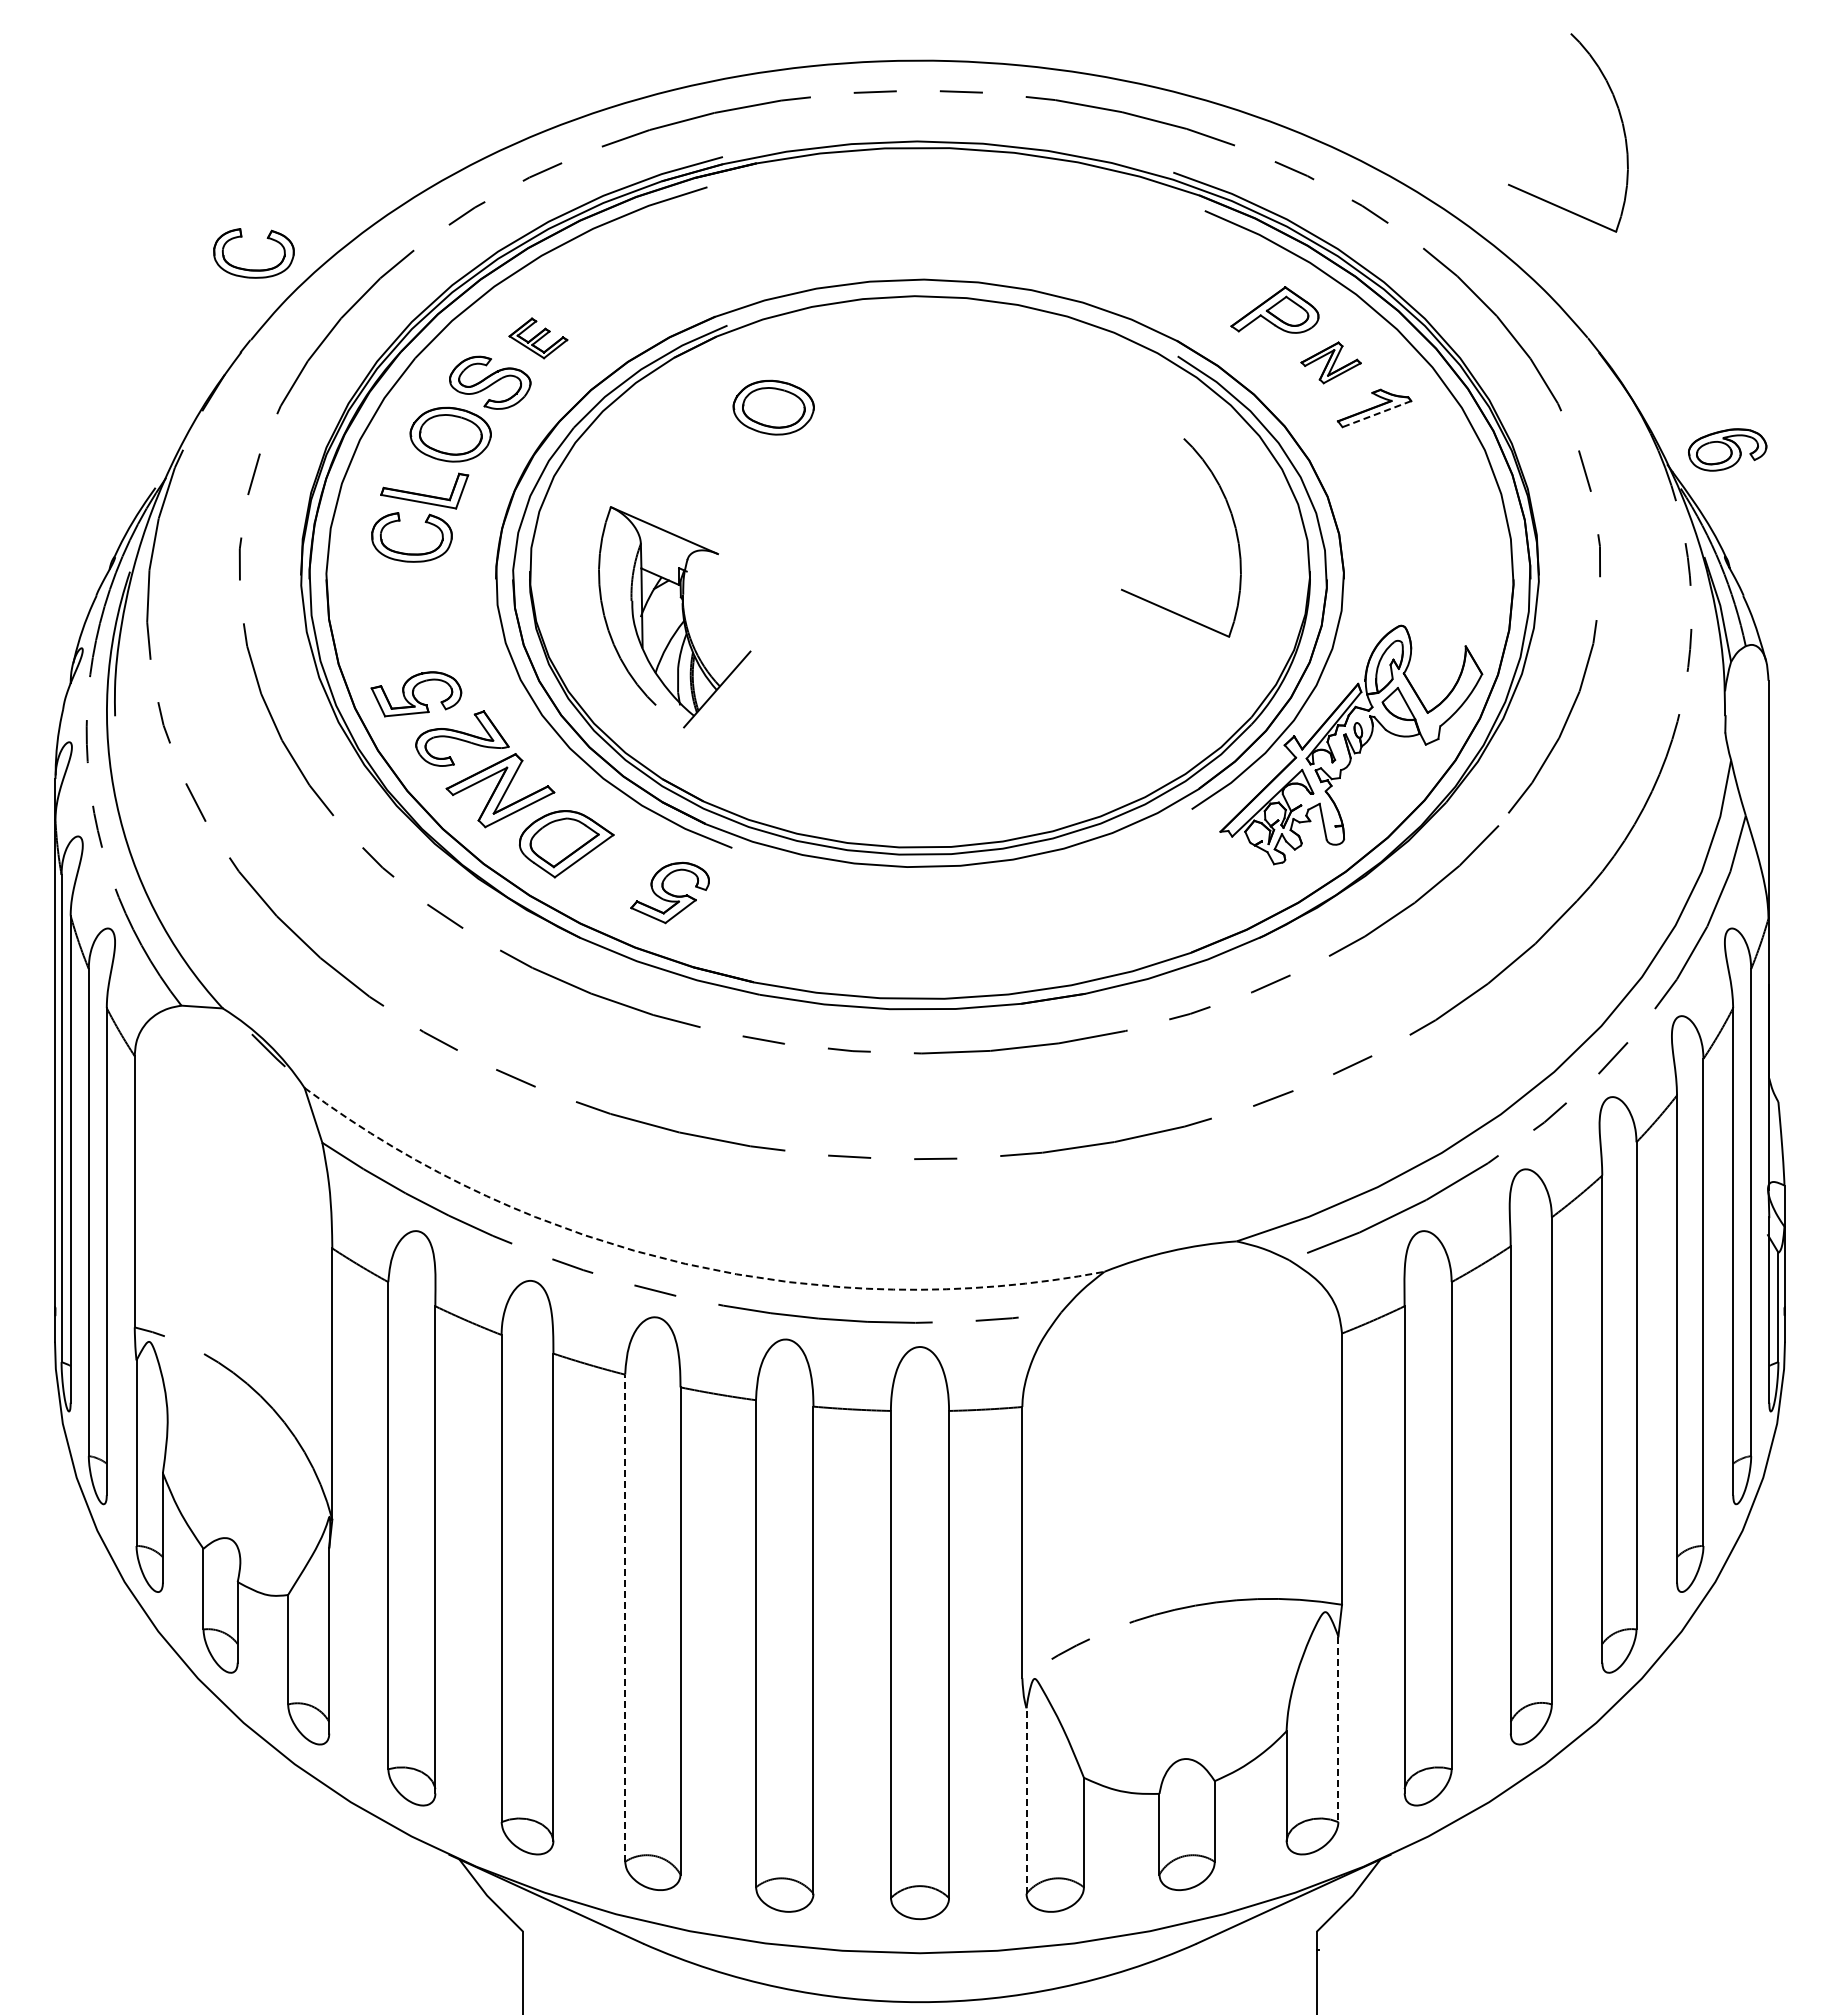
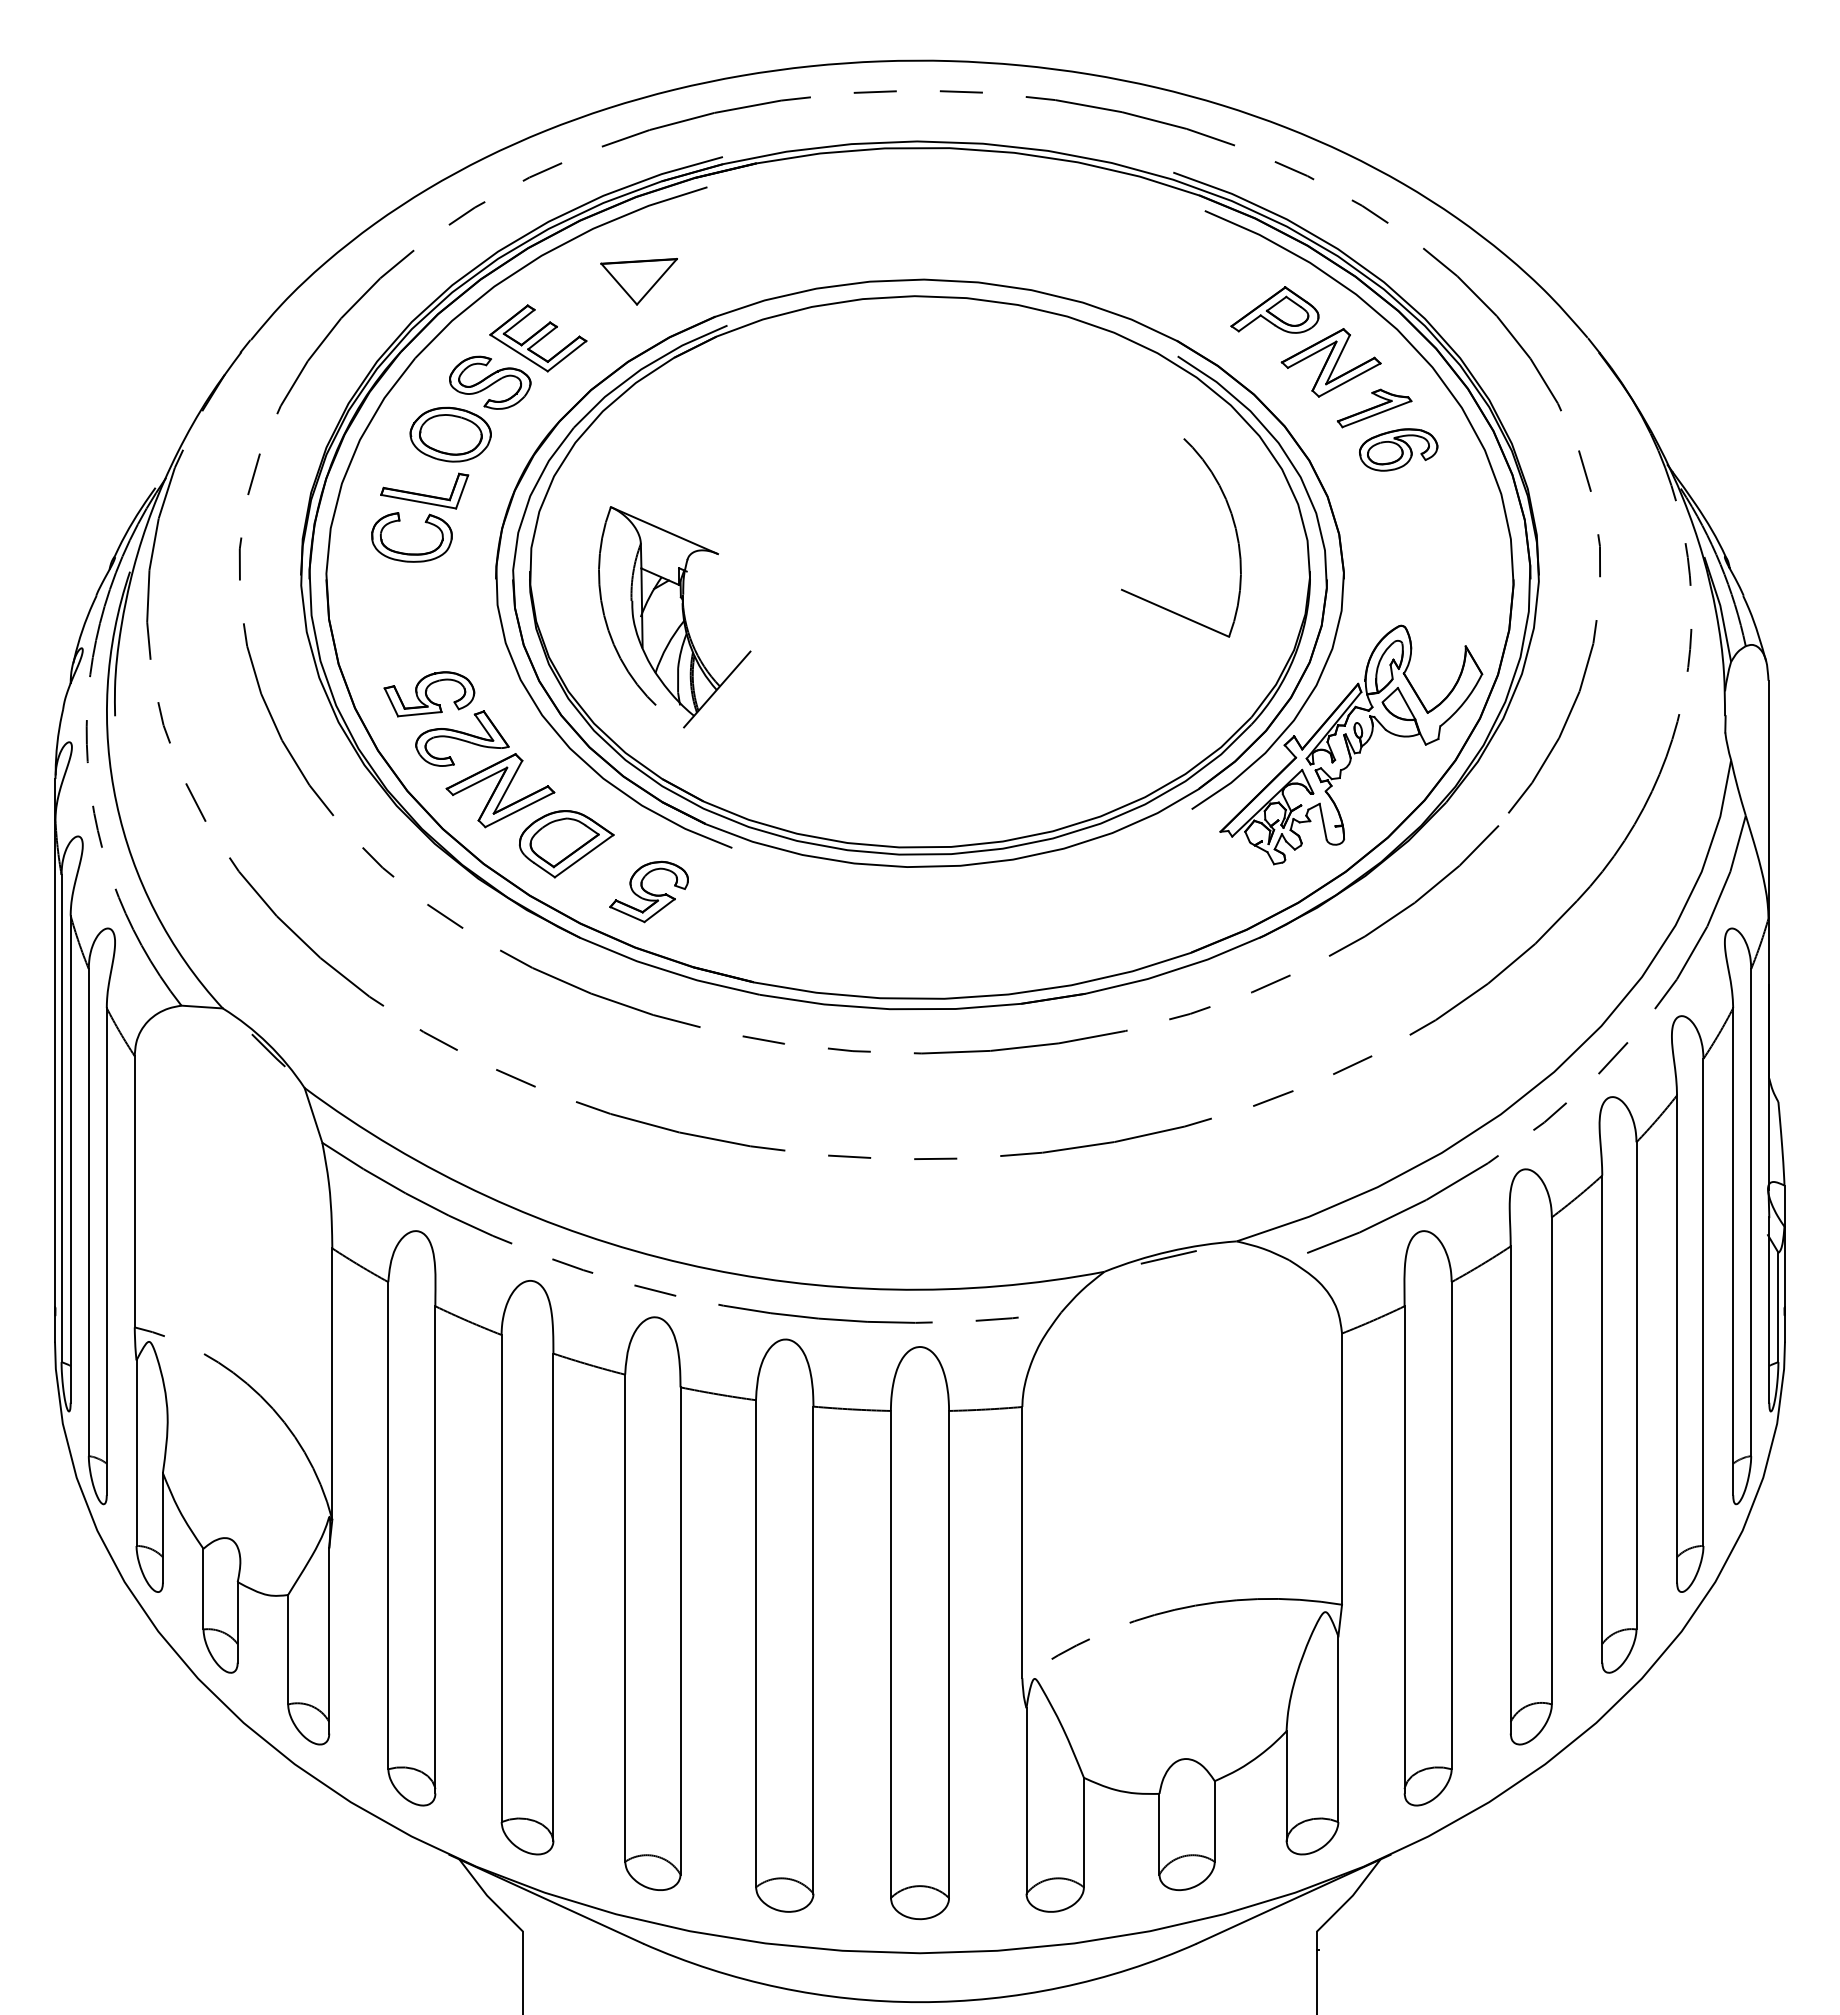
part: present -> none (1619, 116)
part: present -> none (253, 269)
part: none -> present (638, 281)
part size: 61x43 px -> 99x69 px (538, 338)
part size: 62x44 px -> 102x70 px (1330, 362)
part: present -> none (773, 407)
line: dashed -> solid (1376, 414)
part position: (1727, 449) -> (1398, 449) (1398, 449)
part position: (416, 694) -> (429, 694) (429, 694)
part position: (669, 892) -> (648, 891) (648, 891)
line: none -> present (1168, 1257)
arc: dashed -> solid (685, 1263)
line: dashed -> solid (625, 1618)
line: dashed -> solid (1338, 1729)
line: dashed -> solid (1026, 1800)
